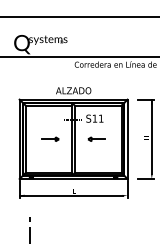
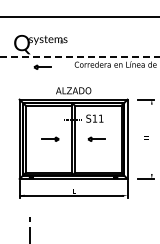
line: solid -> dashed (80, 57)
part: none -> present (42, 66)
line: present -> none (151, 136)
